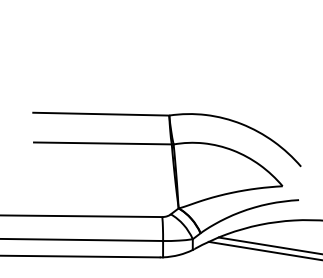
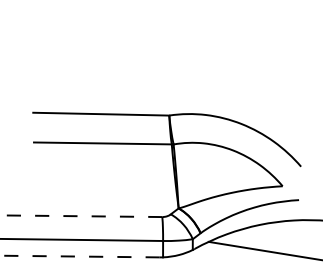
line: solid -> dashed (81, 216)
line: present -> none (268, 245)
line: solid -> dashed (79, 256)
